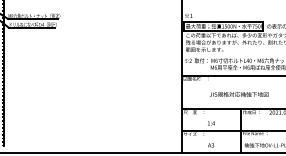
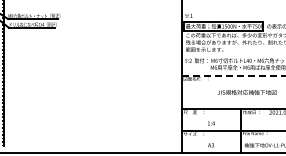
line: solid -> dashed (233, 75)
text position: (239, 94) -> (247, 92) (247, 92)
